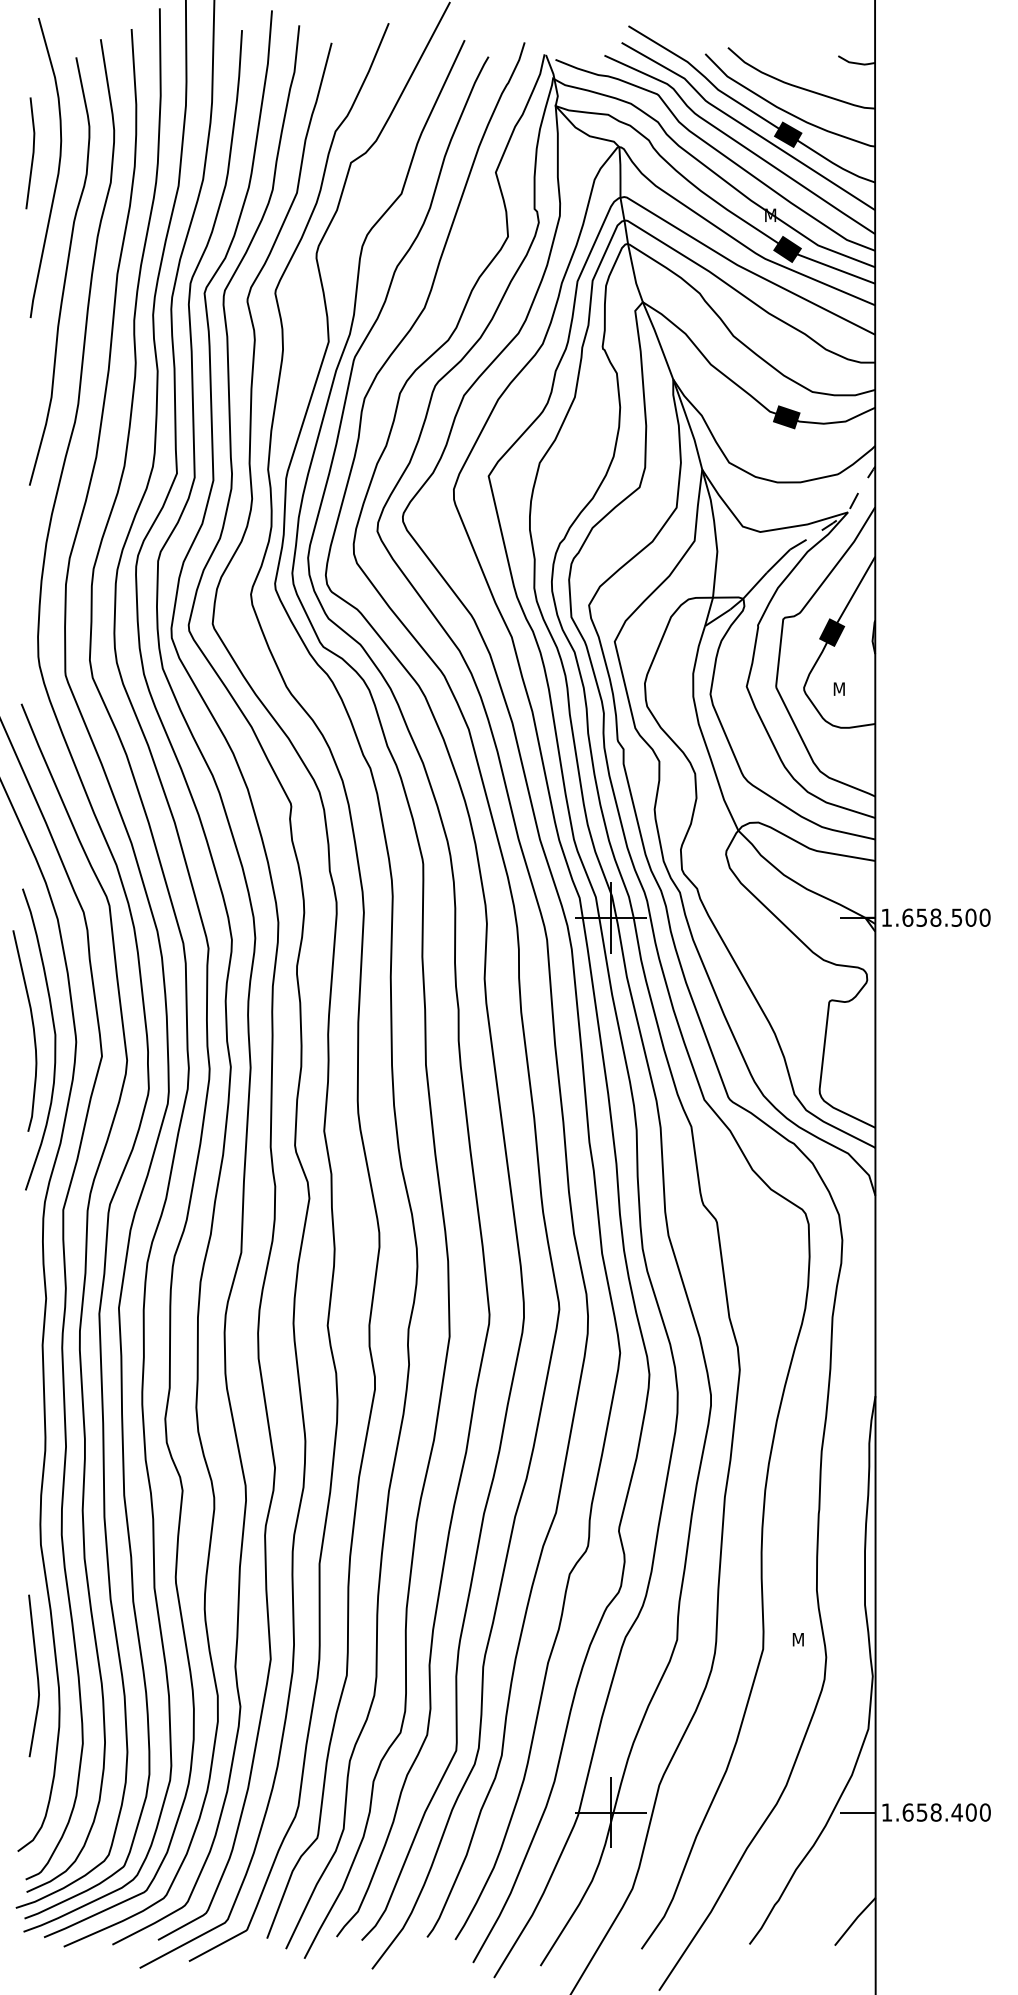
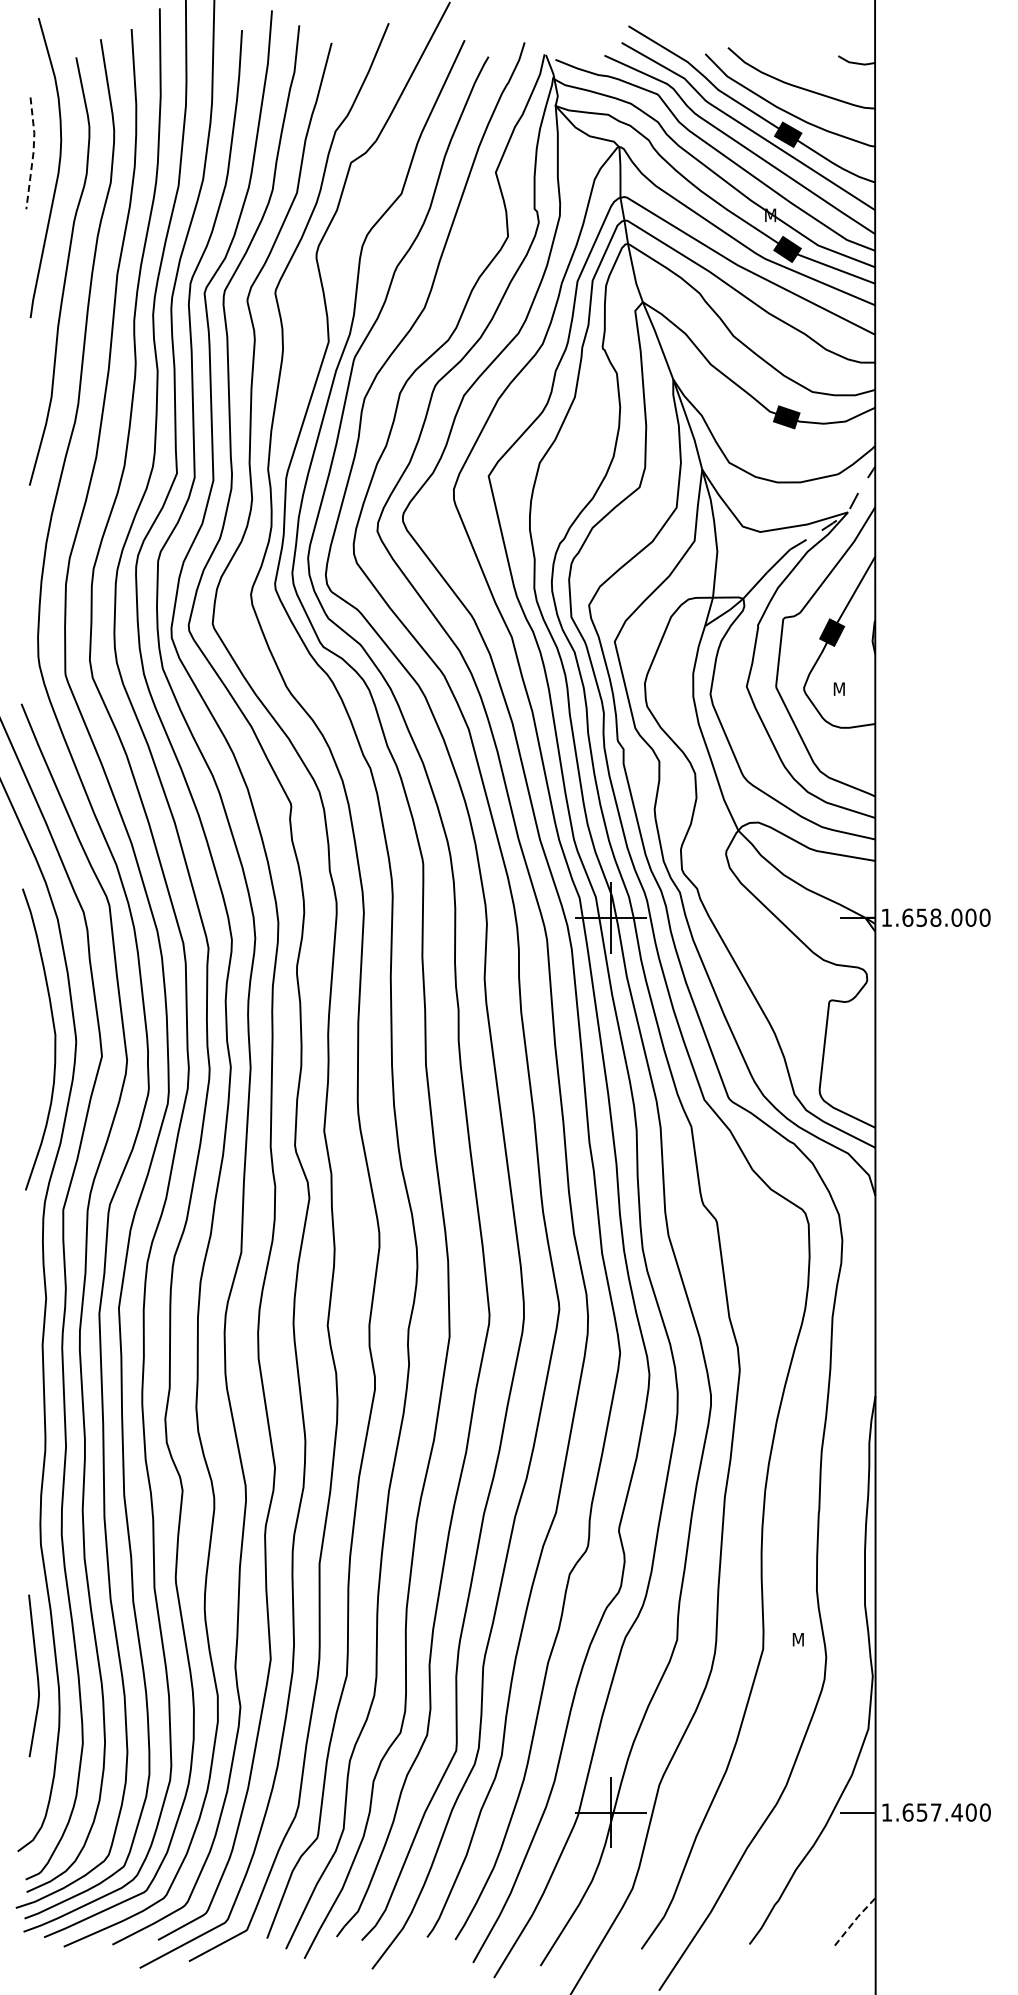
line: solid -> dashed (33, 153)
text: 1.658.500 -> 1.658.000 (956, 917)
curve: present -> none (32, 1028)
text: 1.658.400 -> 1.657.400 (935, 1812)
line: solid -> dashed (855, 1920)
